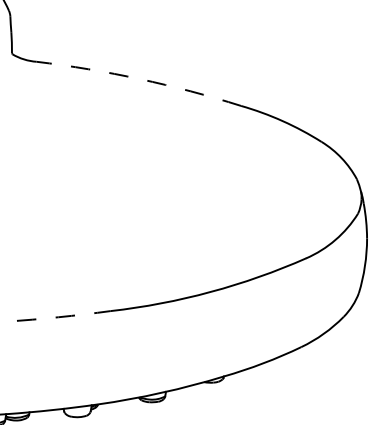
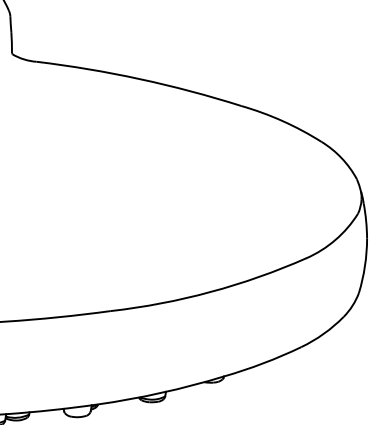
arc: dashed -> solid (139, 79)
arc: dashed -> solid (55, 317)
